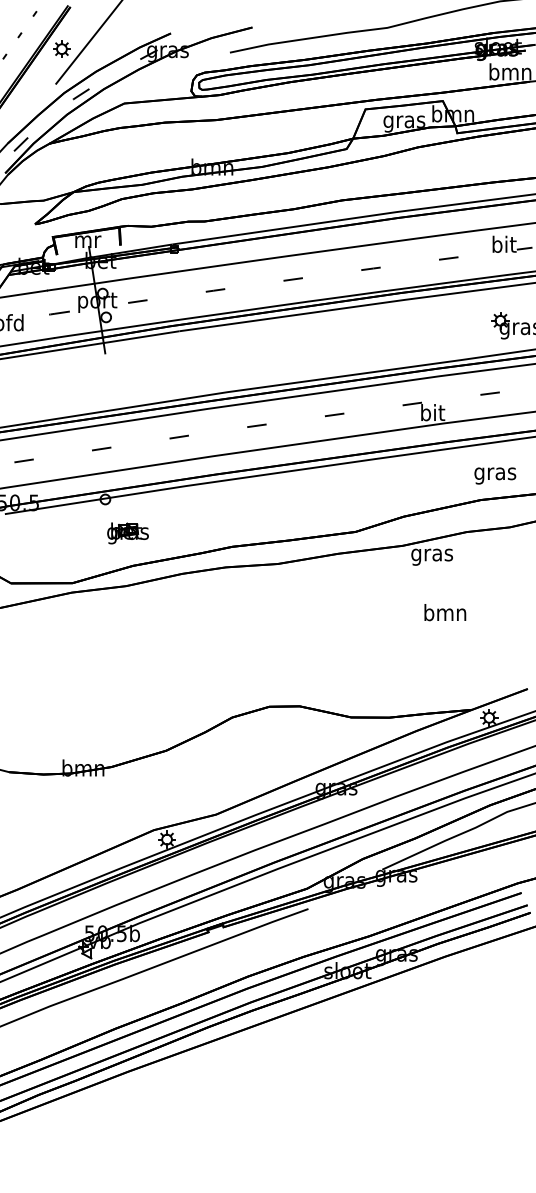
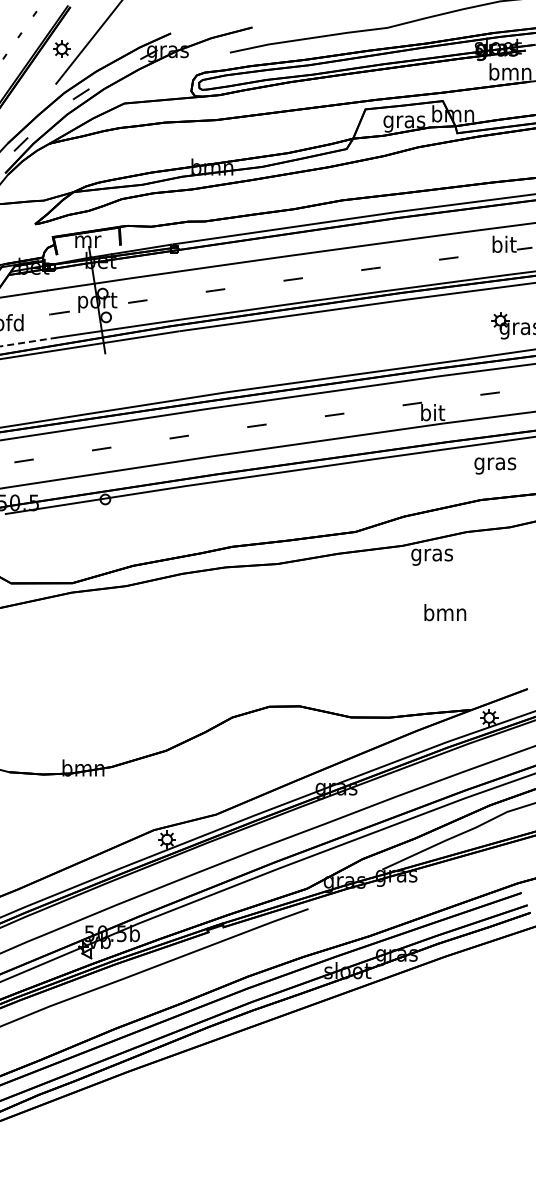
line: solid -> dashed (27, 342)
text position: (495, 475) -> (495, 465) (495, 465)
part: present -> none (127, 533)
